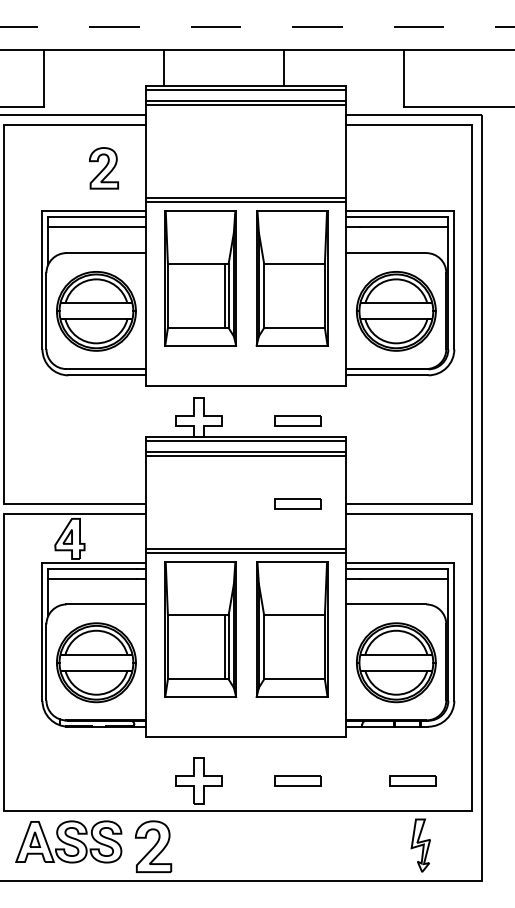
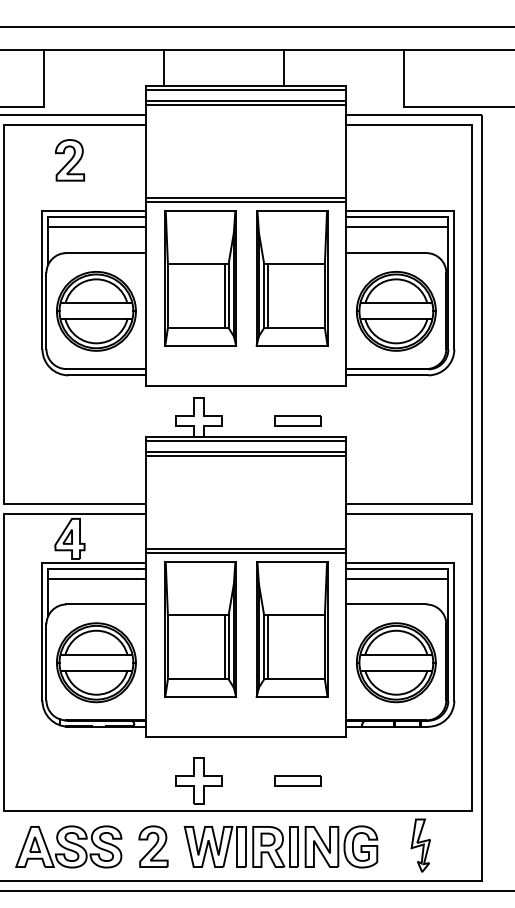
line: dashed -> solid (257, 27)
part position: (103, 168) -> (69, 160) (69, 160)
line: none -> present (267, 295)
part: present -> none (297, 503)
line: none -> present (267, 647)
part: present -> none (412, 780)
part position: (68, 841) -> (68, 846) (68, 846)
part size: 38x53 px -> 31x43 px (153, 846)
part: none -> present (280, 846)
line: none -> present (256, 890)
